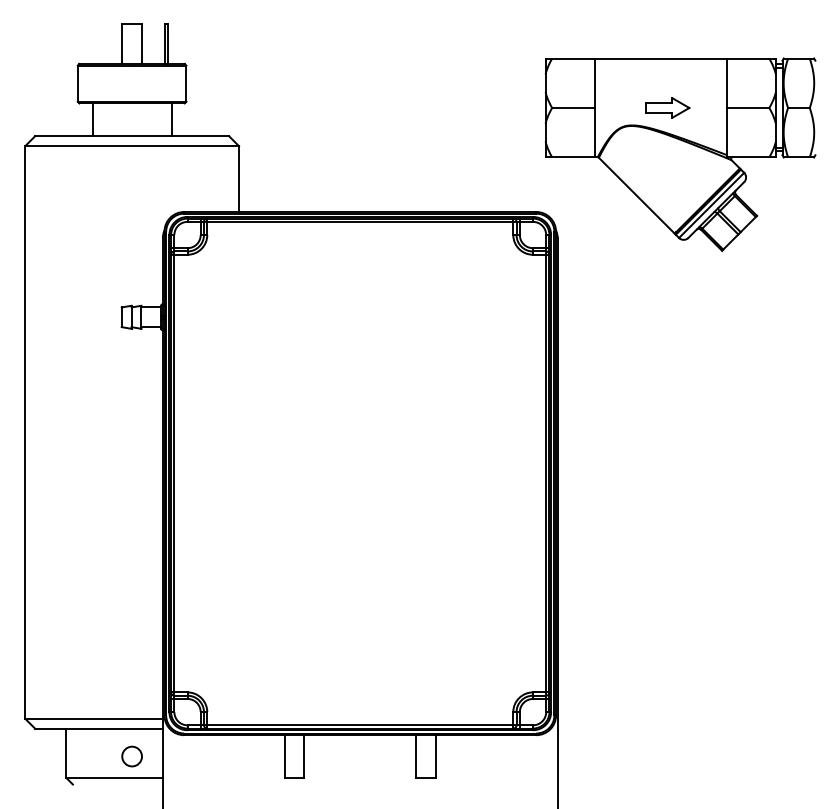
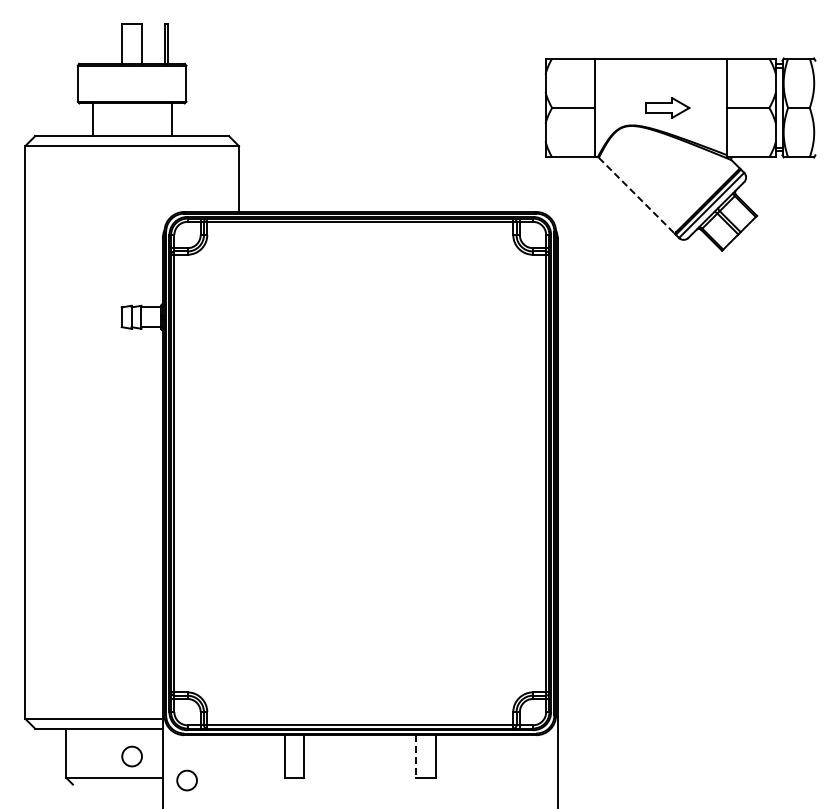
line: solid -> dashed (636, 195)
line: solid -> dashed (416, 757)
circle: none -> present (186, 780)
